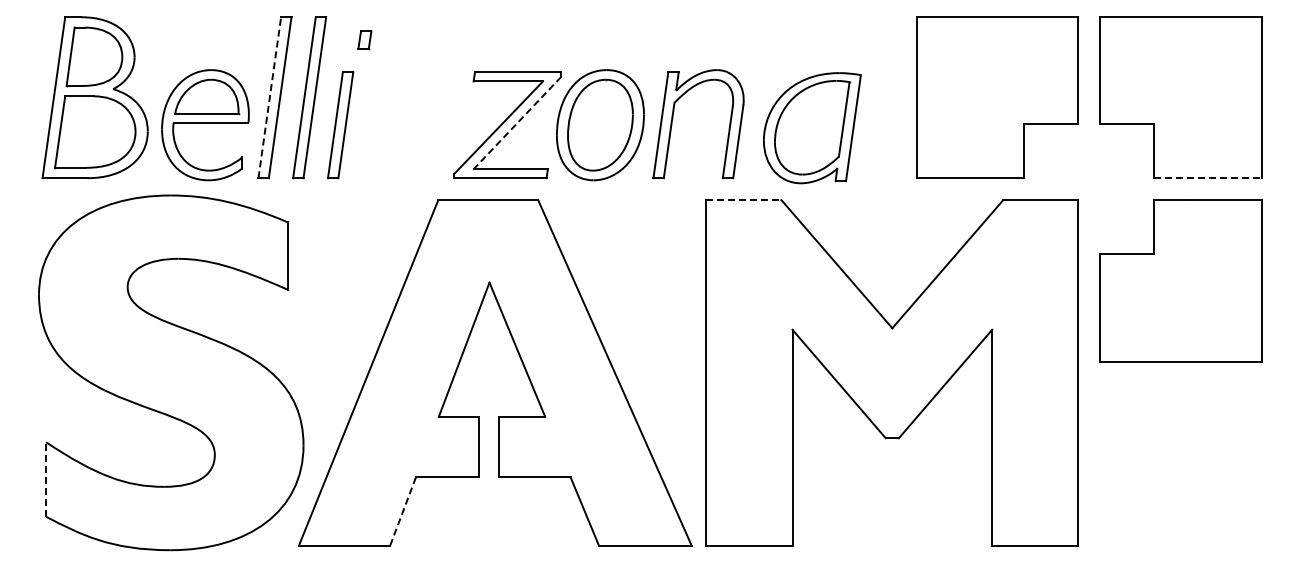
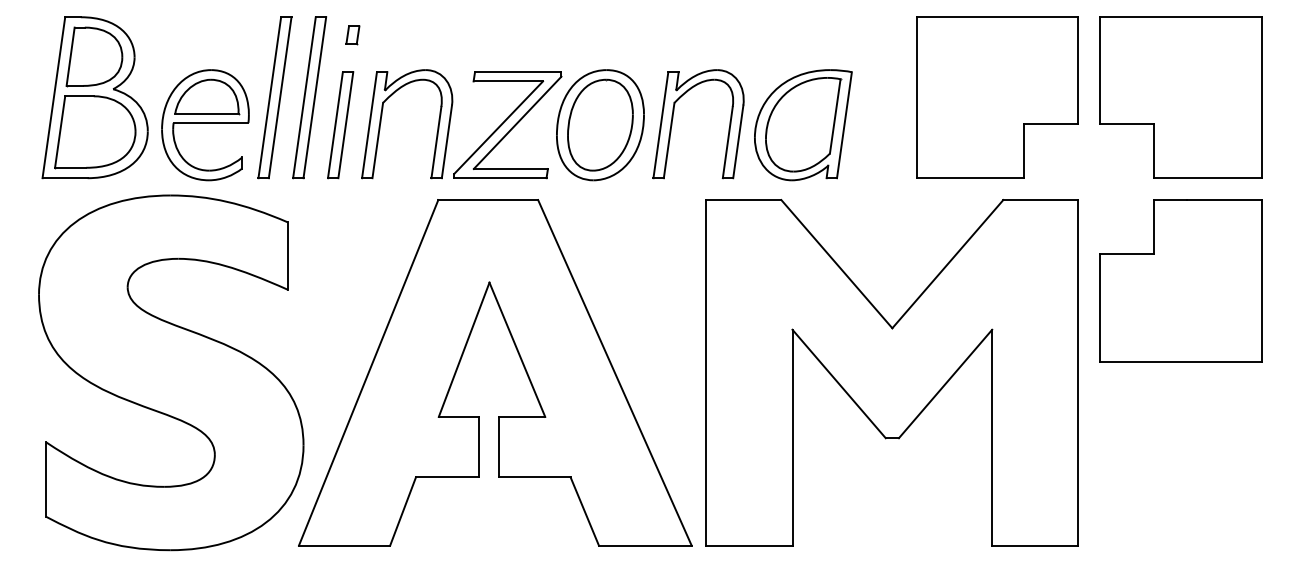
part position: (364, 40) -> (352, 35) (352, 35)
line: dashed -> solid (269, 97)
line: dashed -> solid (517, 122)
part: none -> present (381, 123)
part position: (812, 128) -> (803, 125) (803, 125)
line: dashed -> solid (1208, 178)
line: dashed -> solid (744, 200)
line: dashed -> solid (46, 479)
line: dashed -> solid (403, 511)
